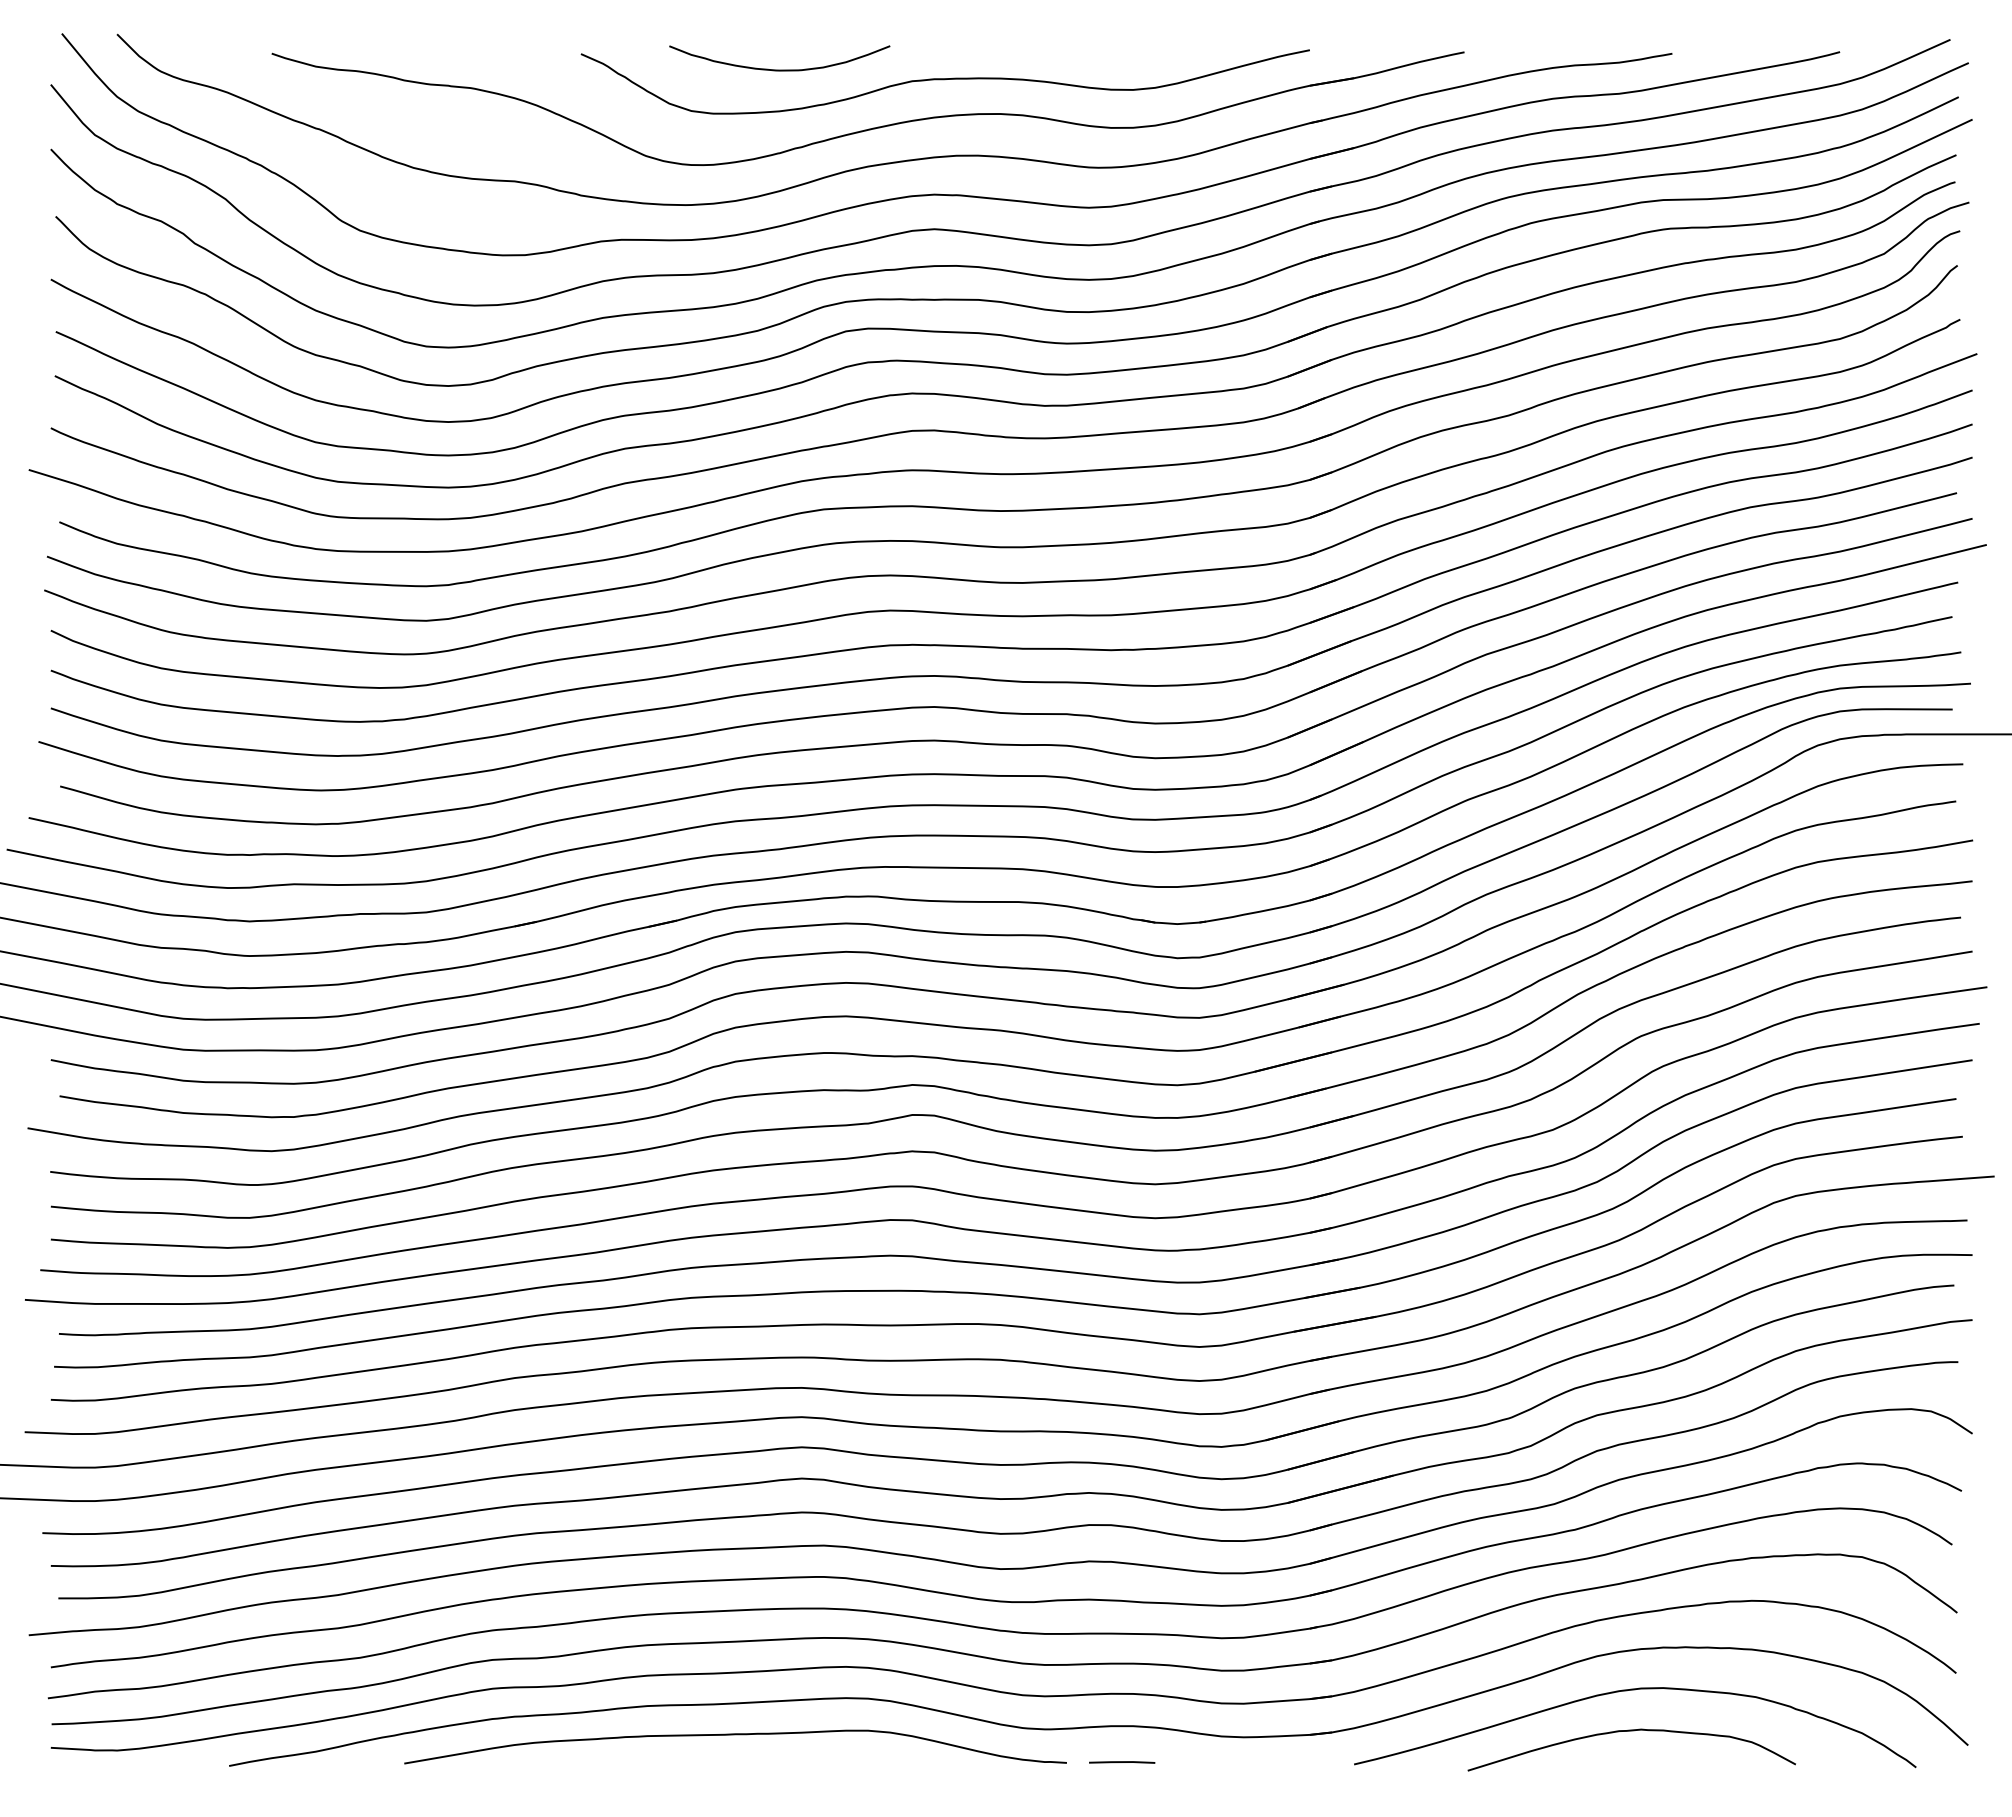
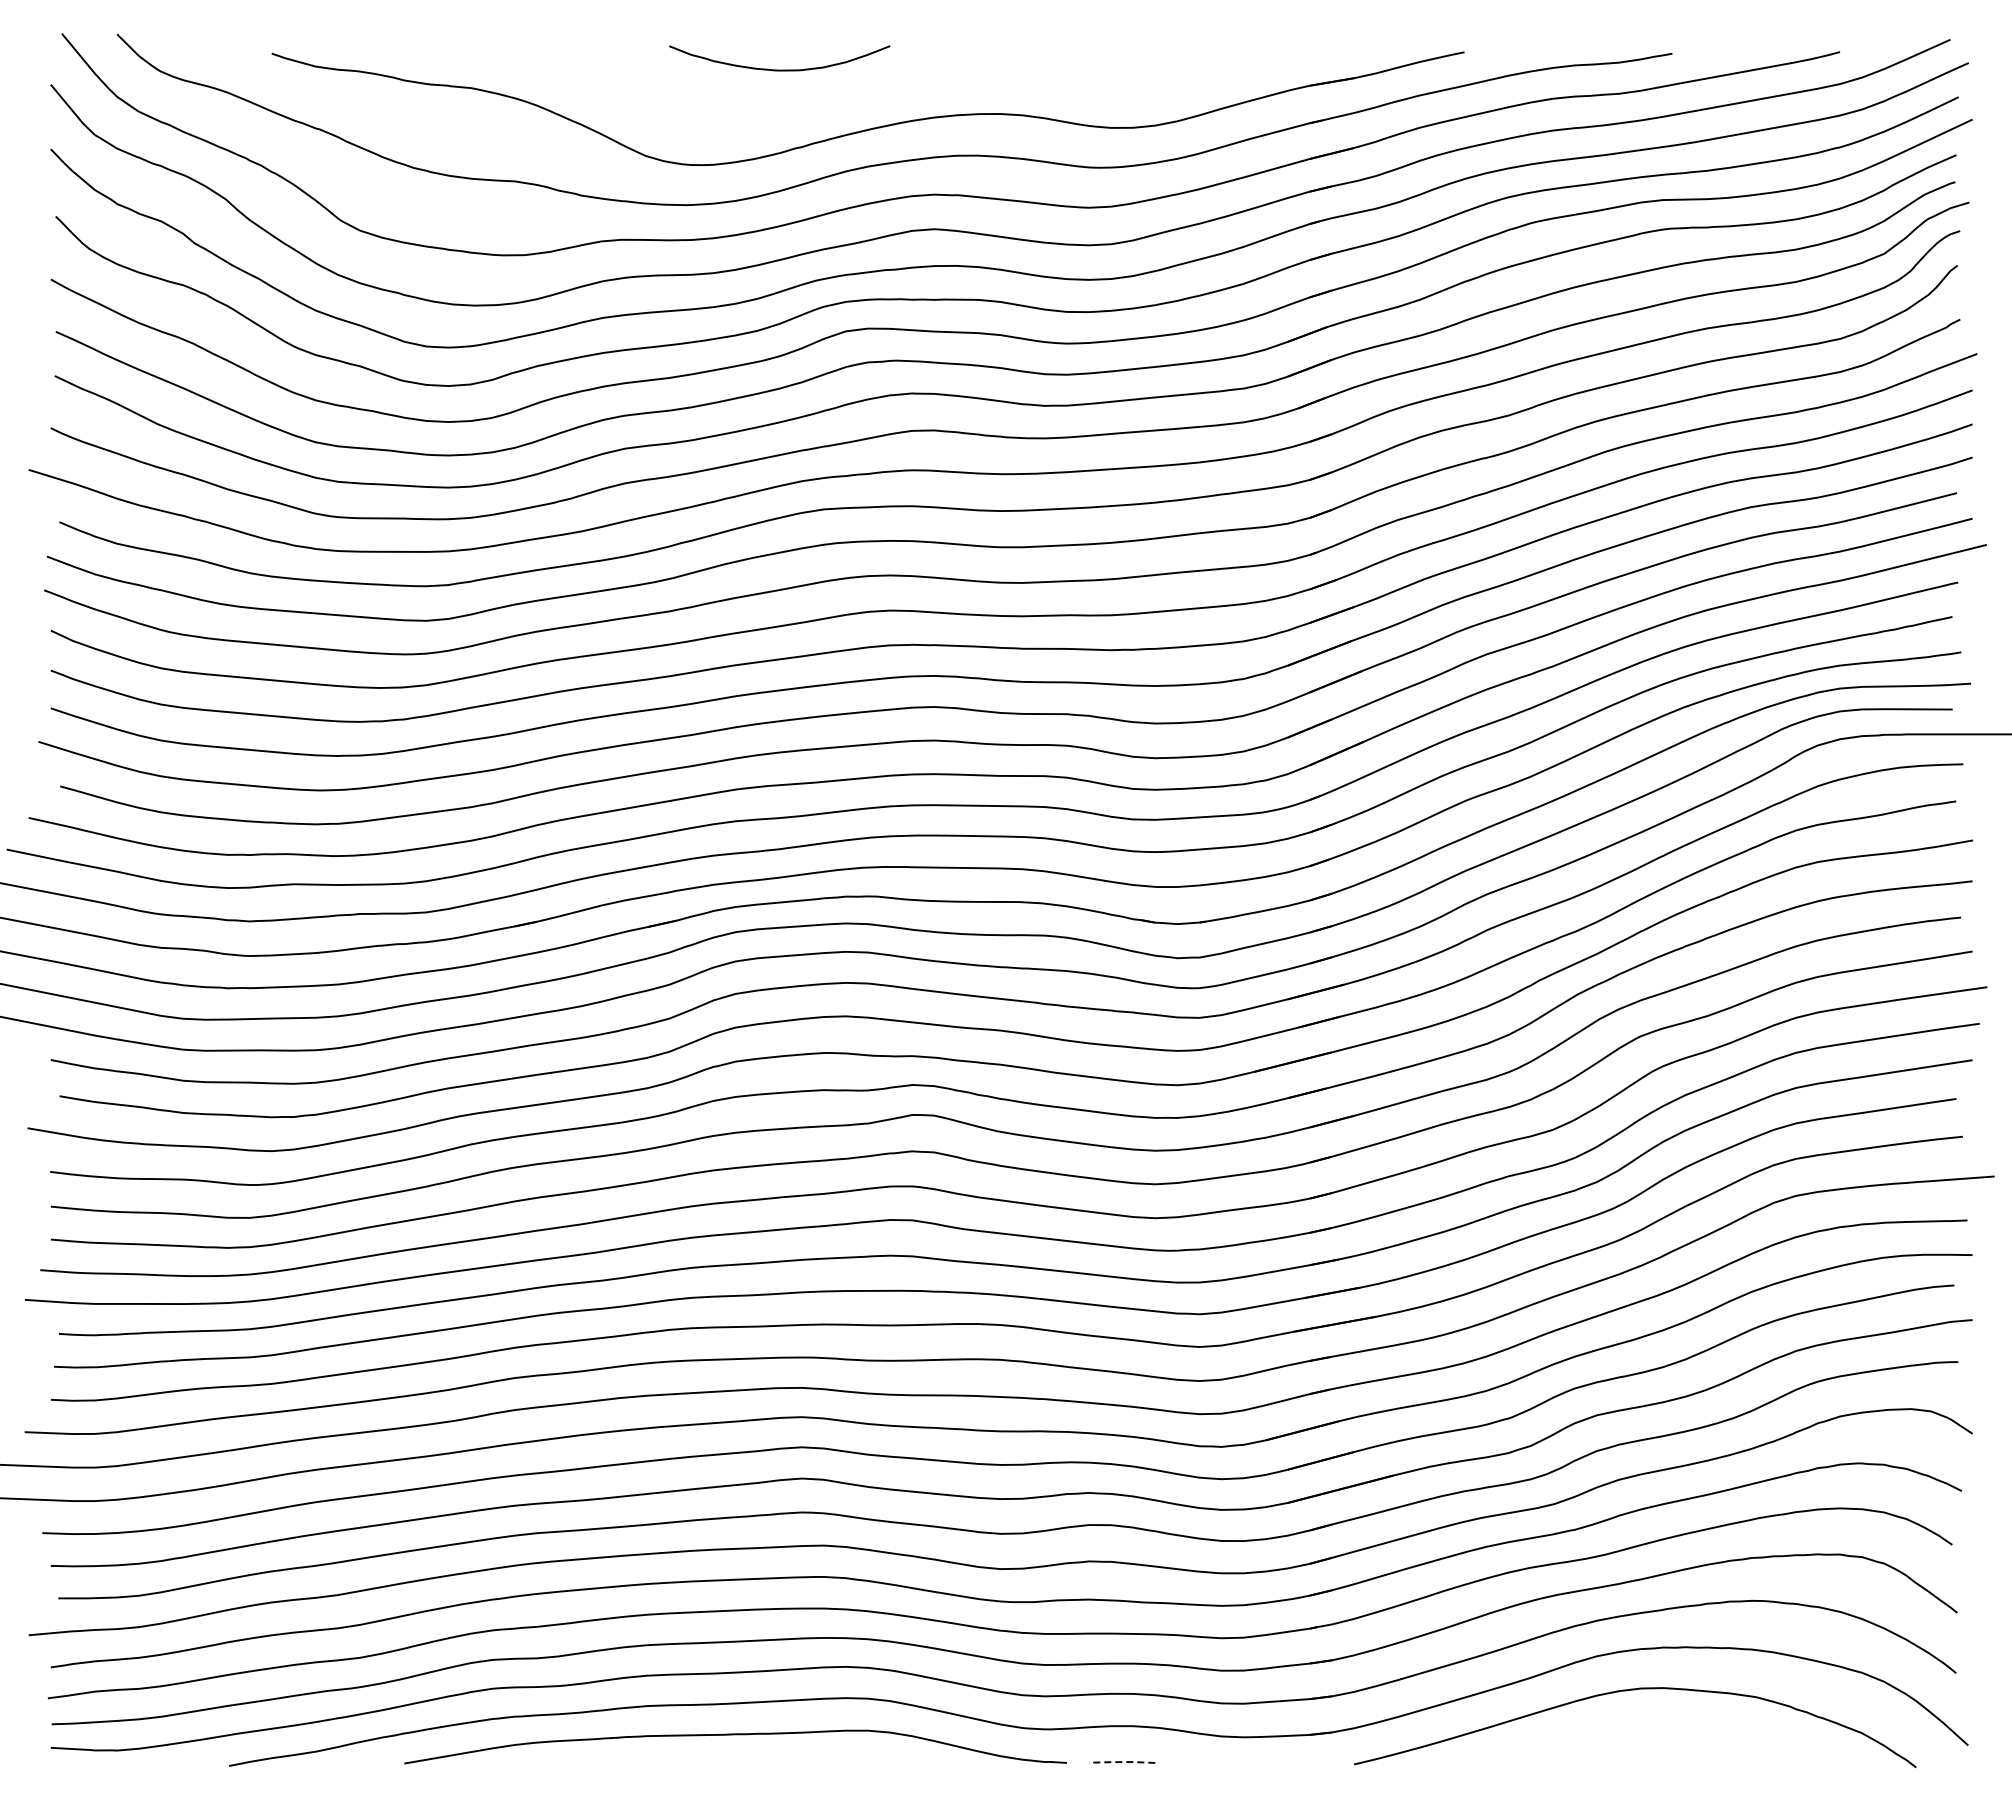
curve: present -> none (944, 80)
curve: present -> none (1631, 1731)
line: solid -> dashed (1121, 1762)
